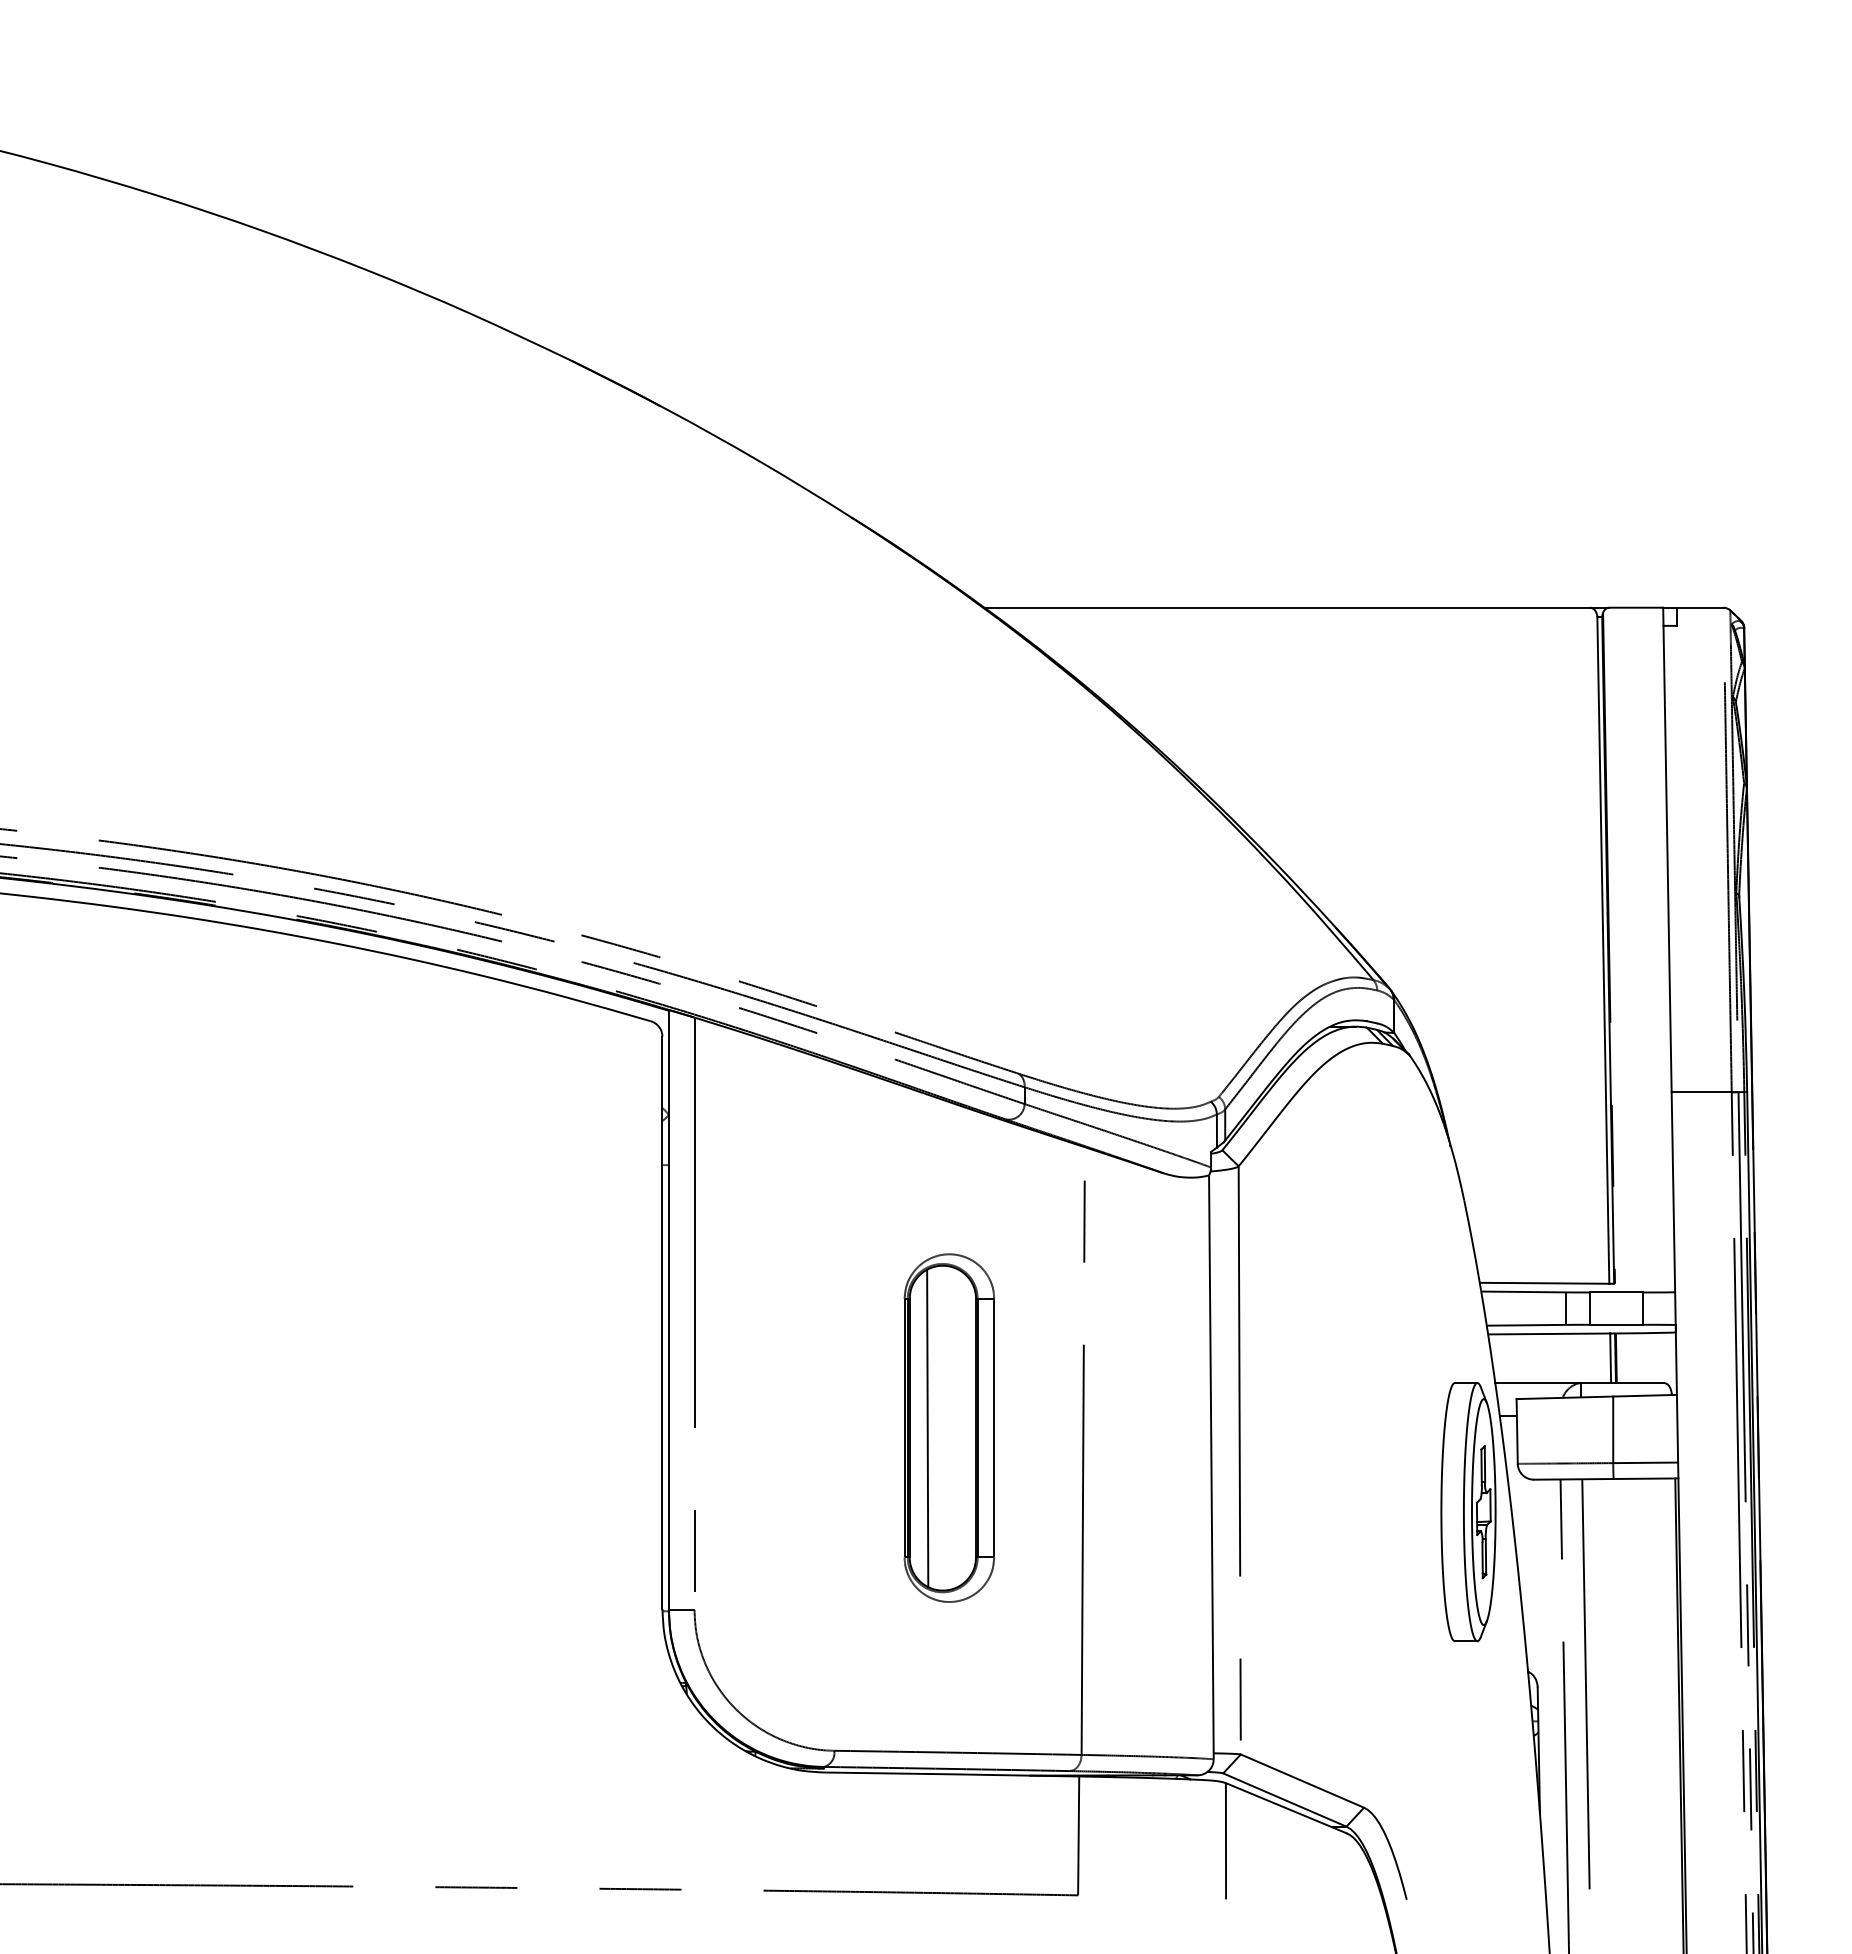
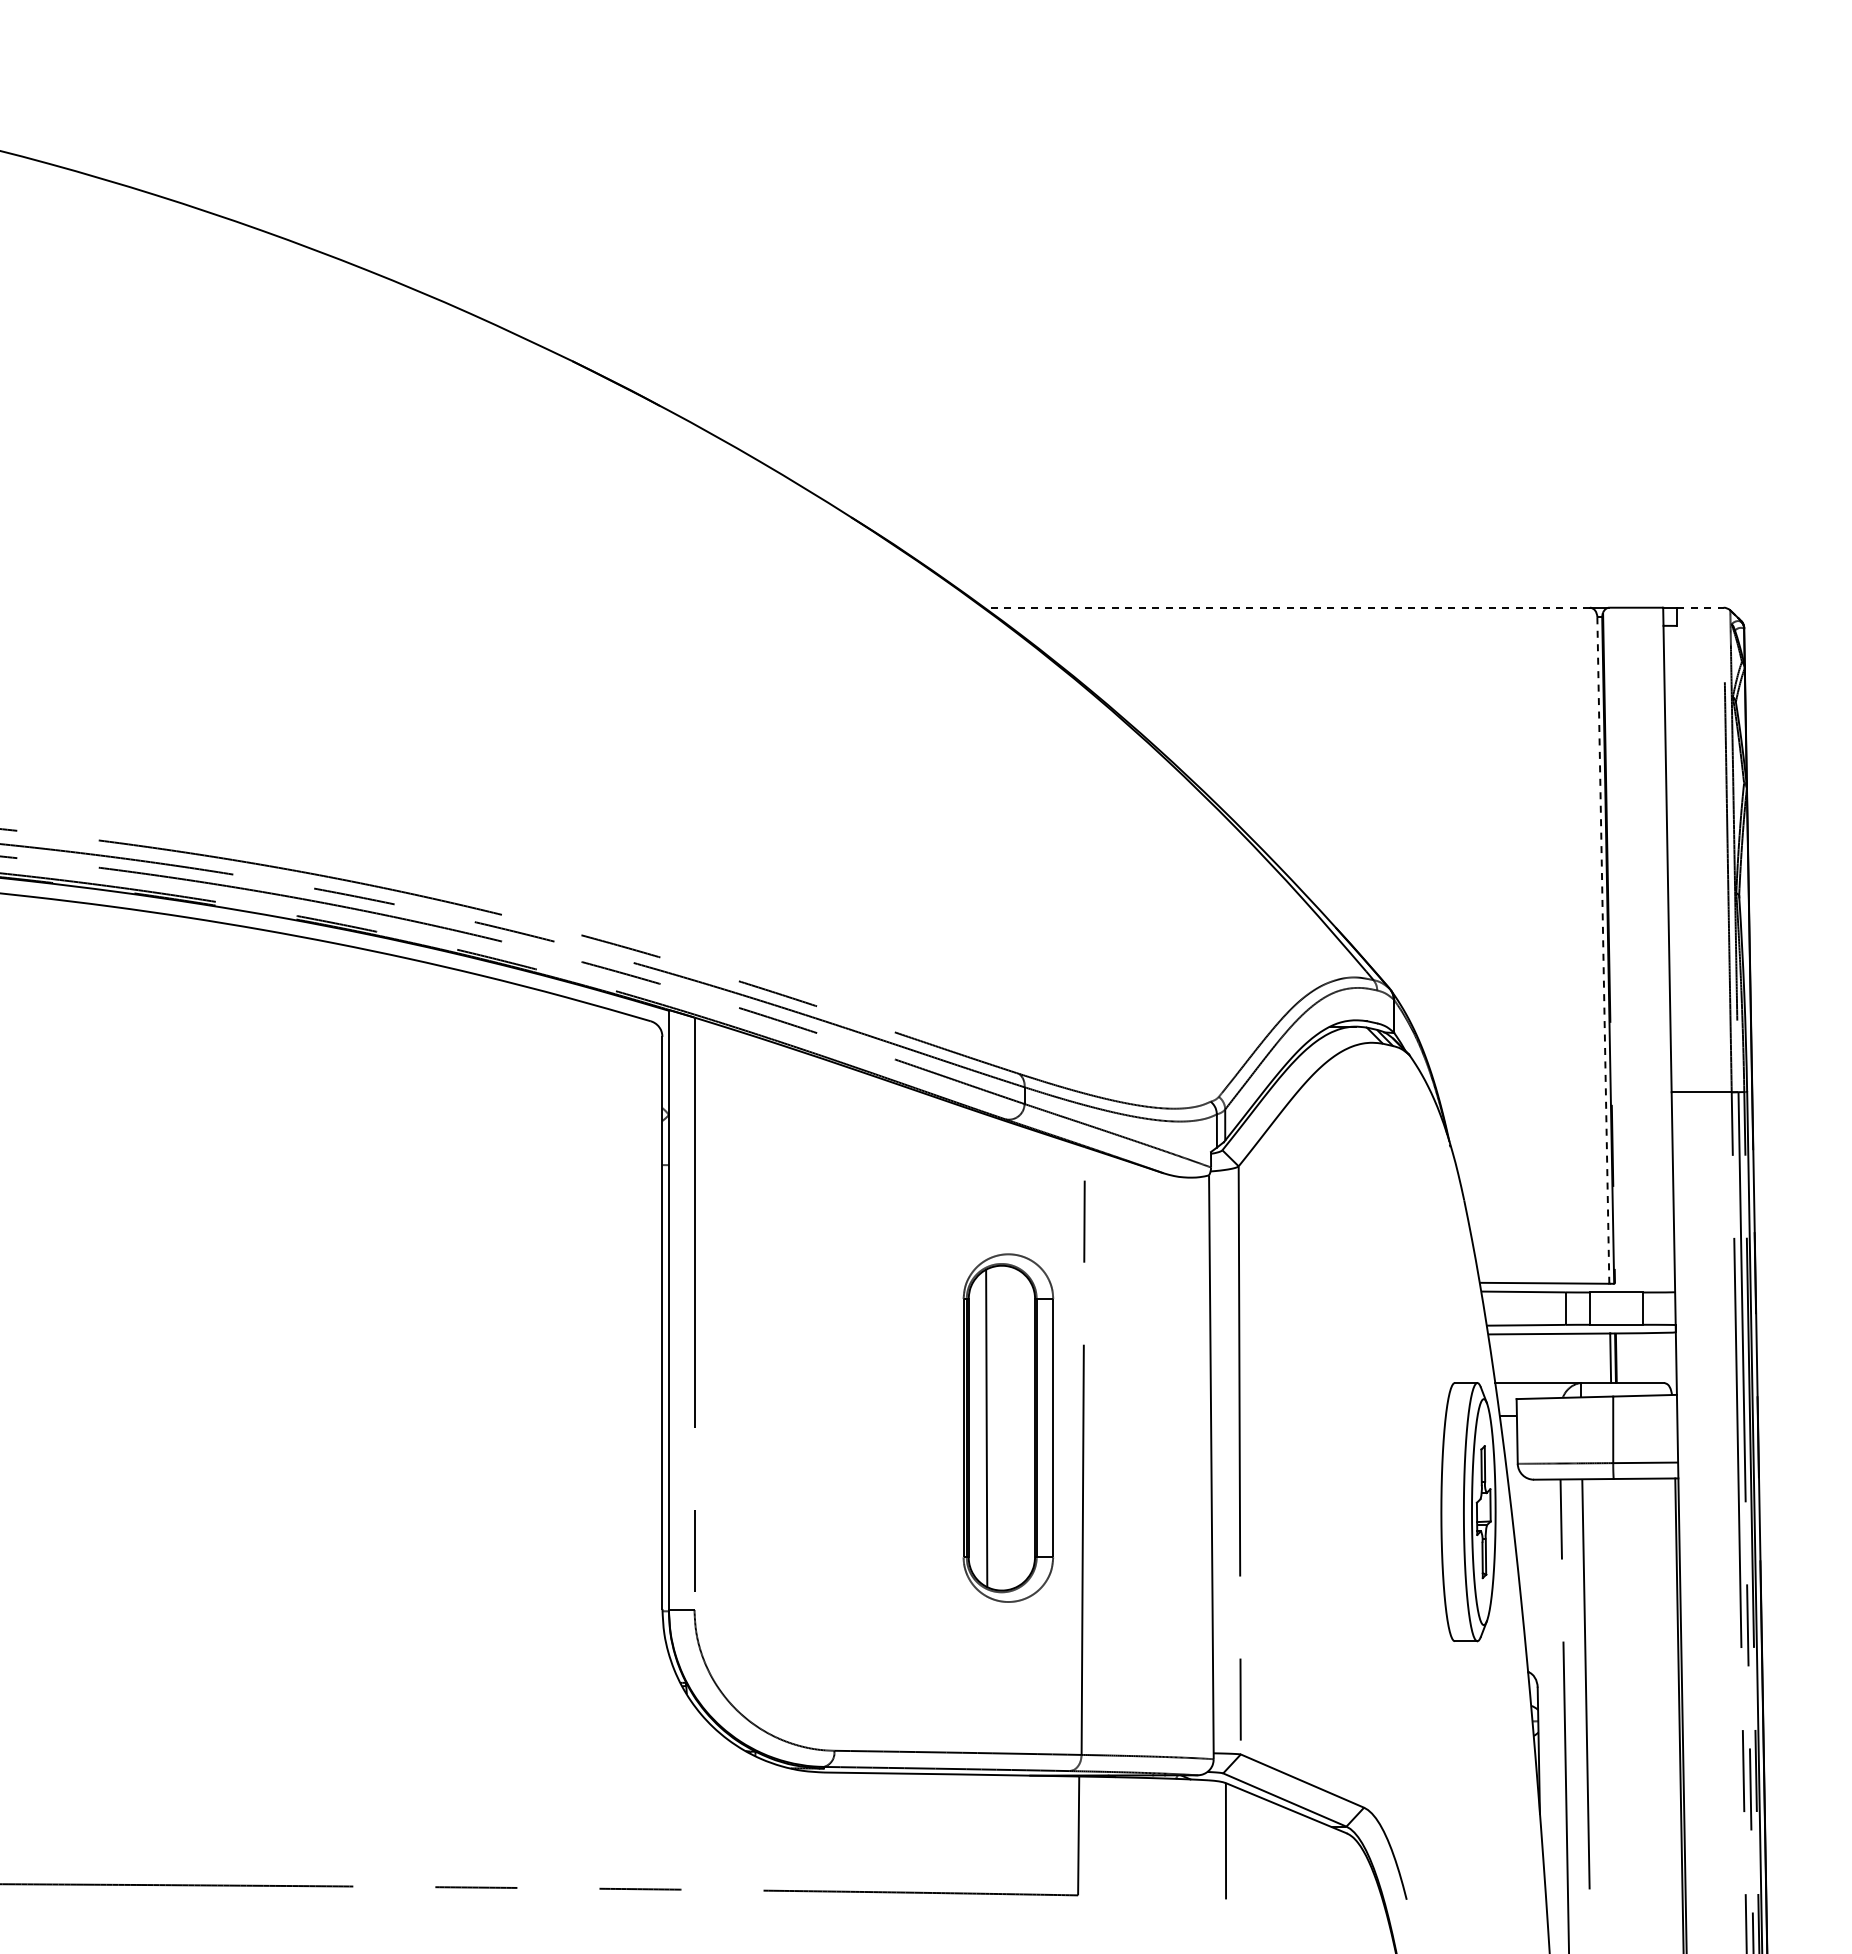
line: solid -> dashed (1287, 607)
line: solid -> dashed (1700, 607)
line: solid -> dashed (1603, 951)
part position: (949, 1427) -> (1008, 1427) (1008, 1427)
